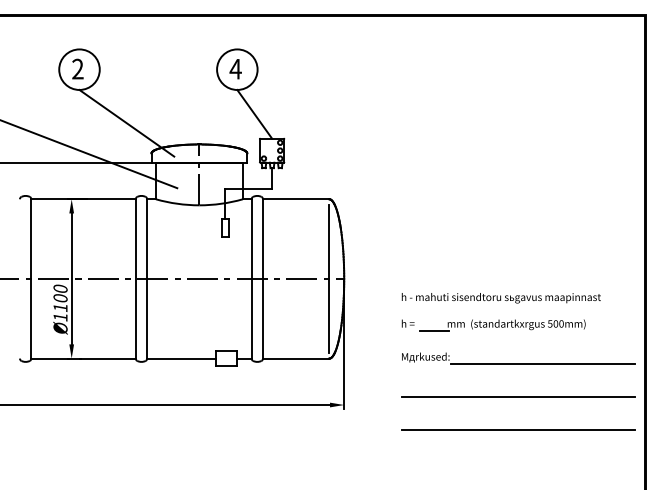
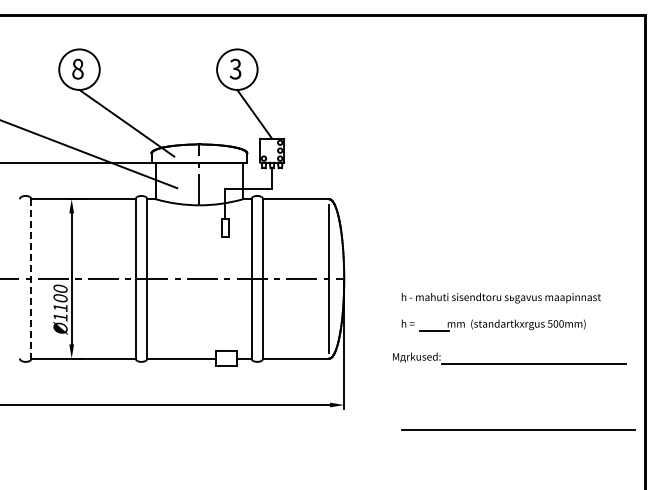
text: 2 -> 8 (77, 68)
text: 4 -> 3 (235, 68)
line: solid -> dashed (31, 278)
part position: (518, 358) -> (509, 358) (509, 358)
line: present -> none (518, 396)
